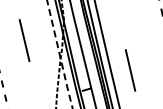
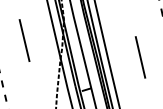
line: dashed -> solid (59, 54)
line position: (130, 70) -> (140, 57) (140, 57)
